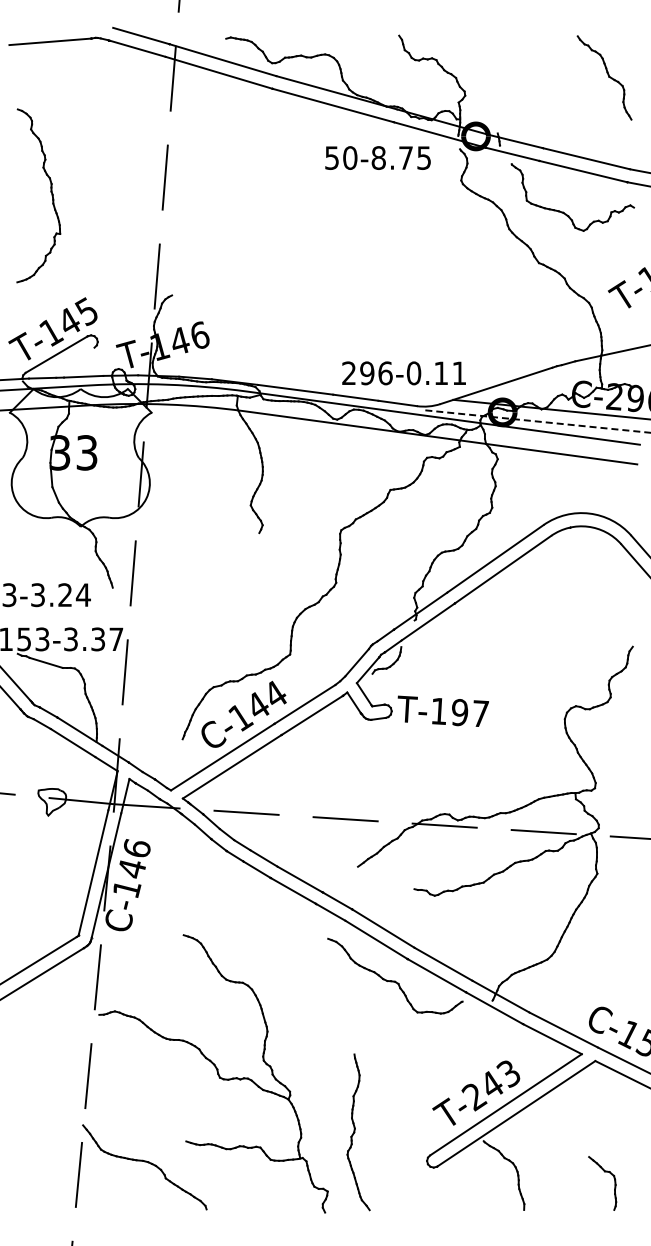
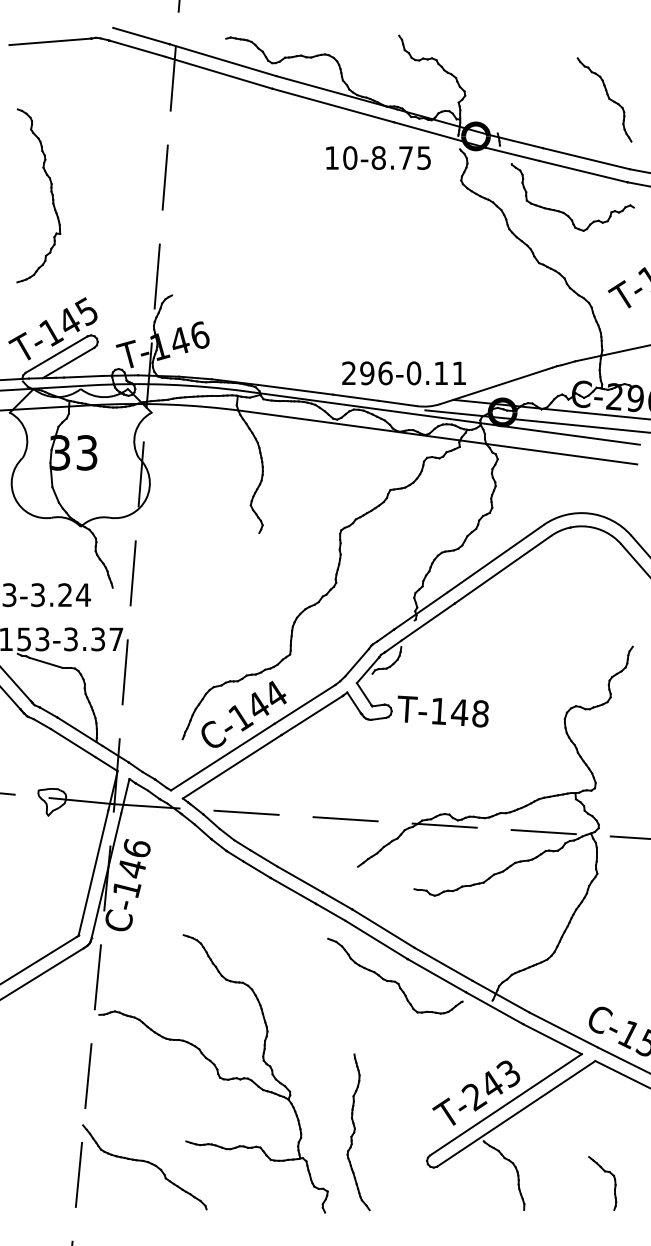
part position: (604, 77) -> (604, 99) (604, 99)
text: 50-8.75 -> 10-8.75 (331, 157)
line: none -> present (68, 362)
line: dashed -> solid (538, 421)
text: T-197 -> T-148 (469, 713)
